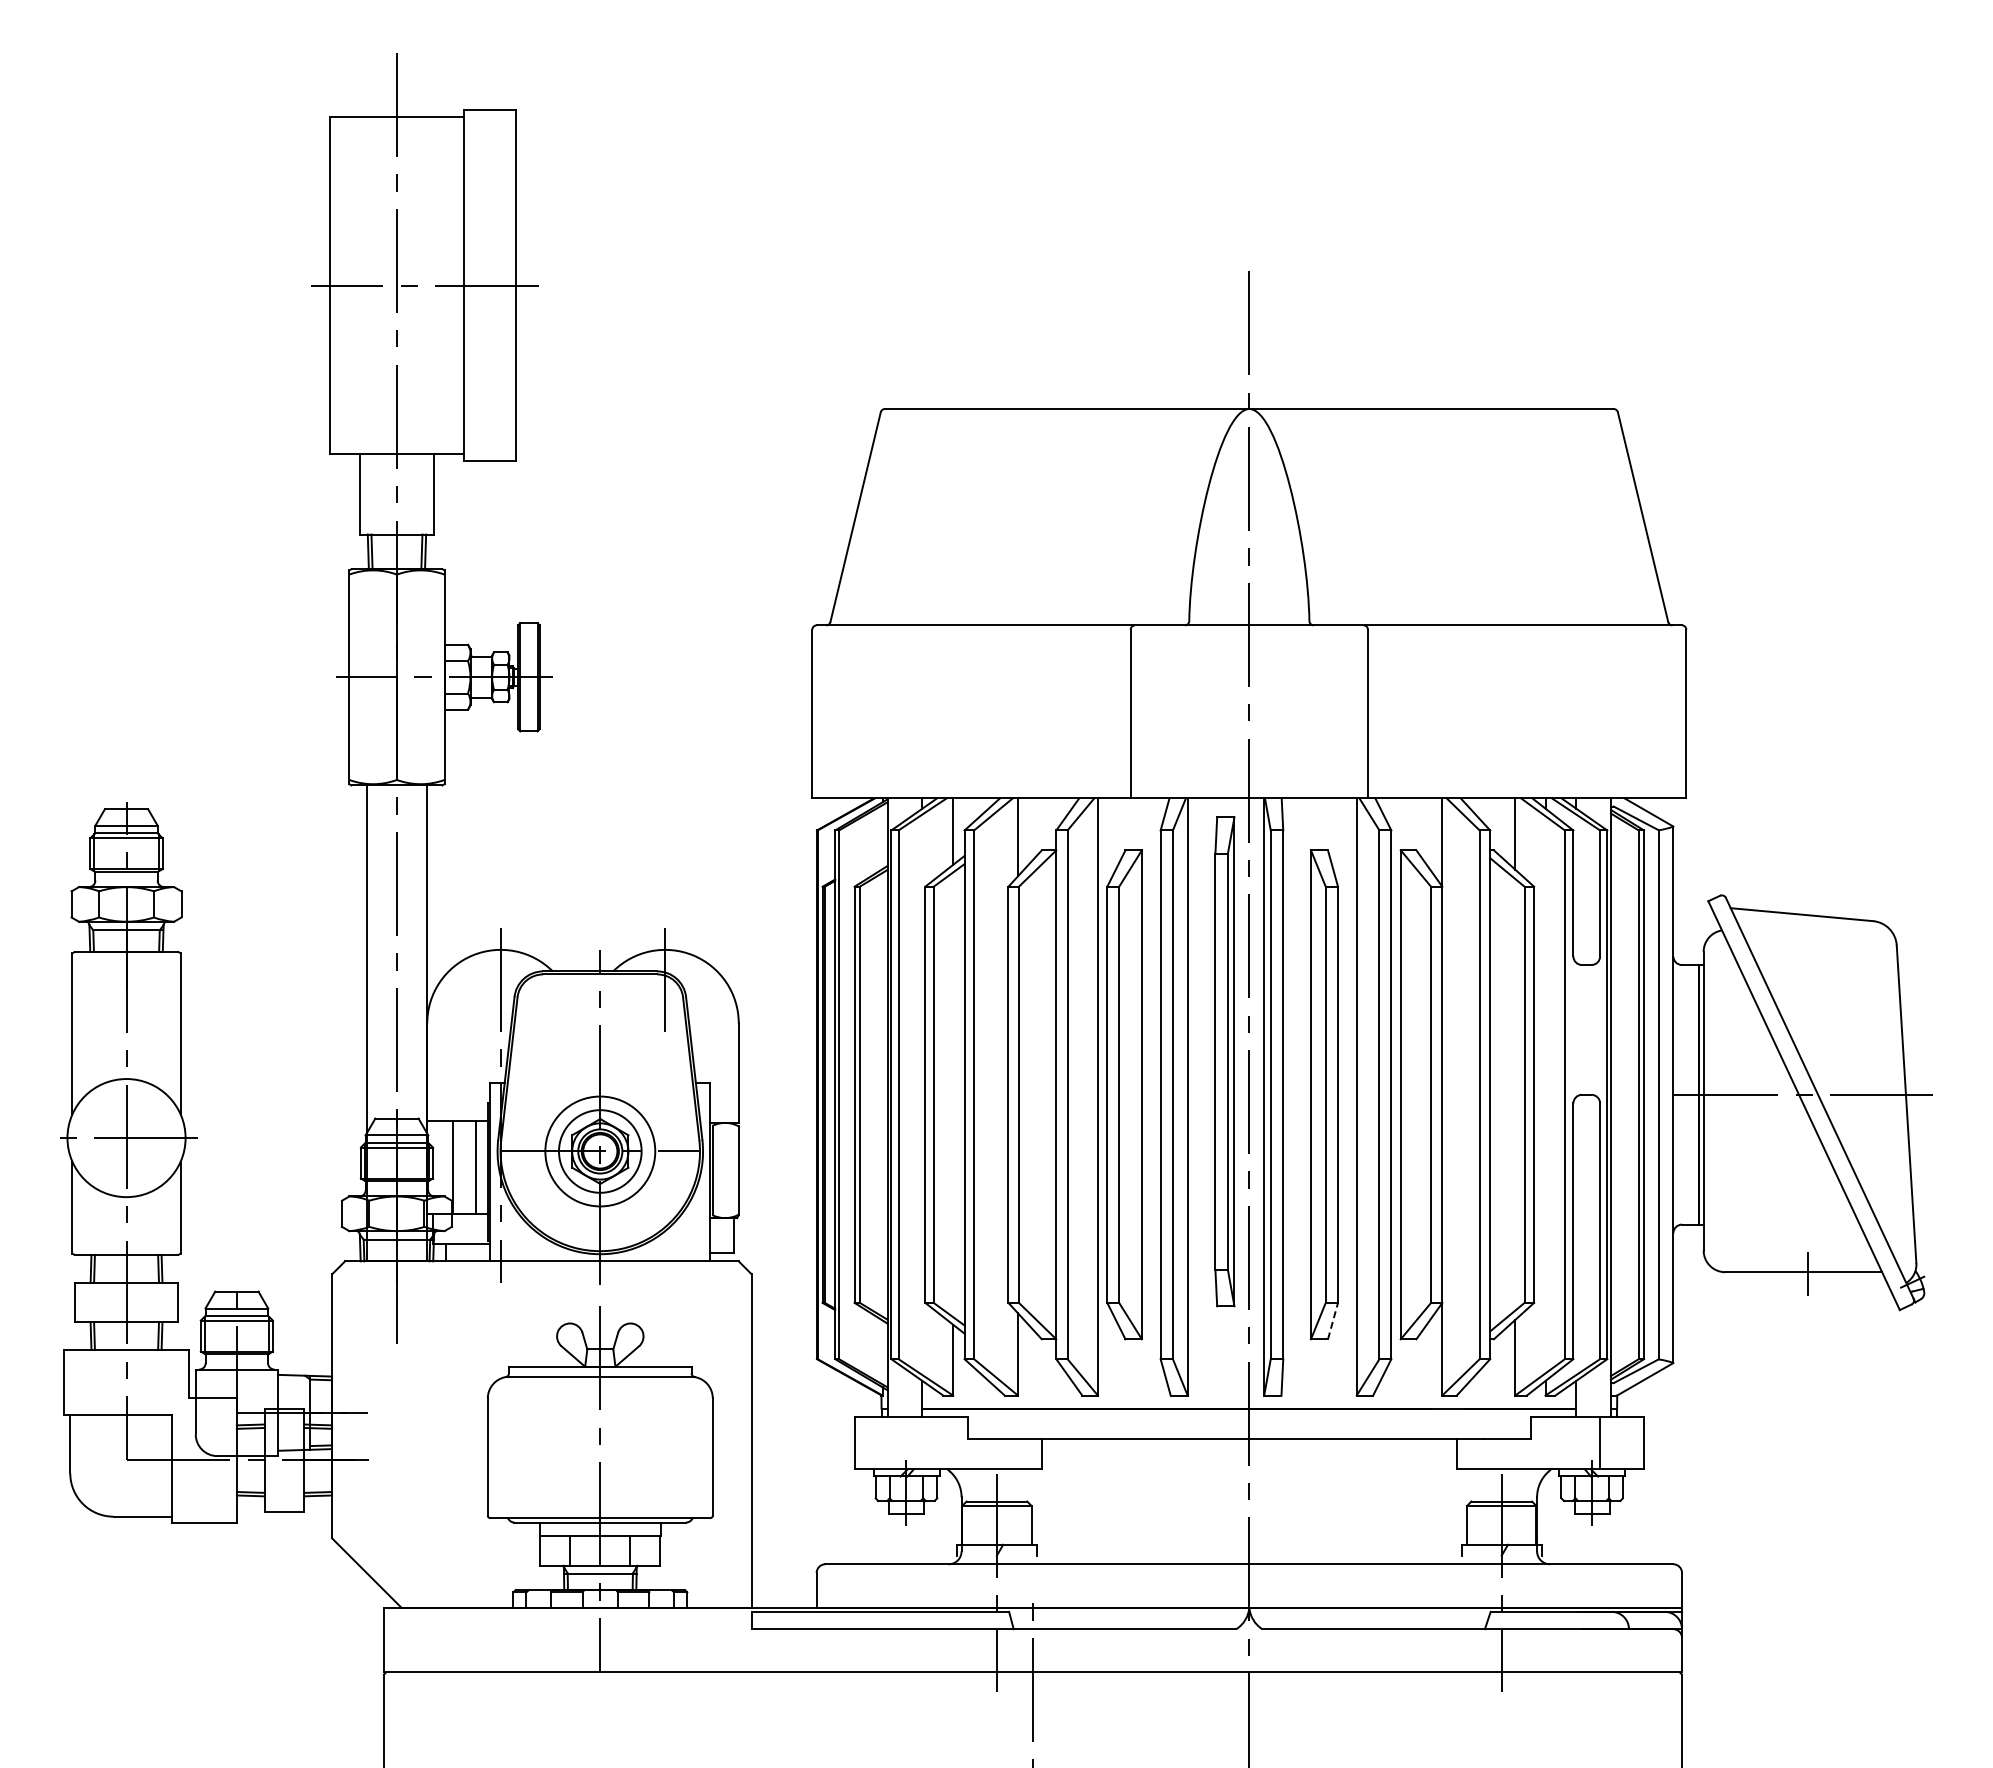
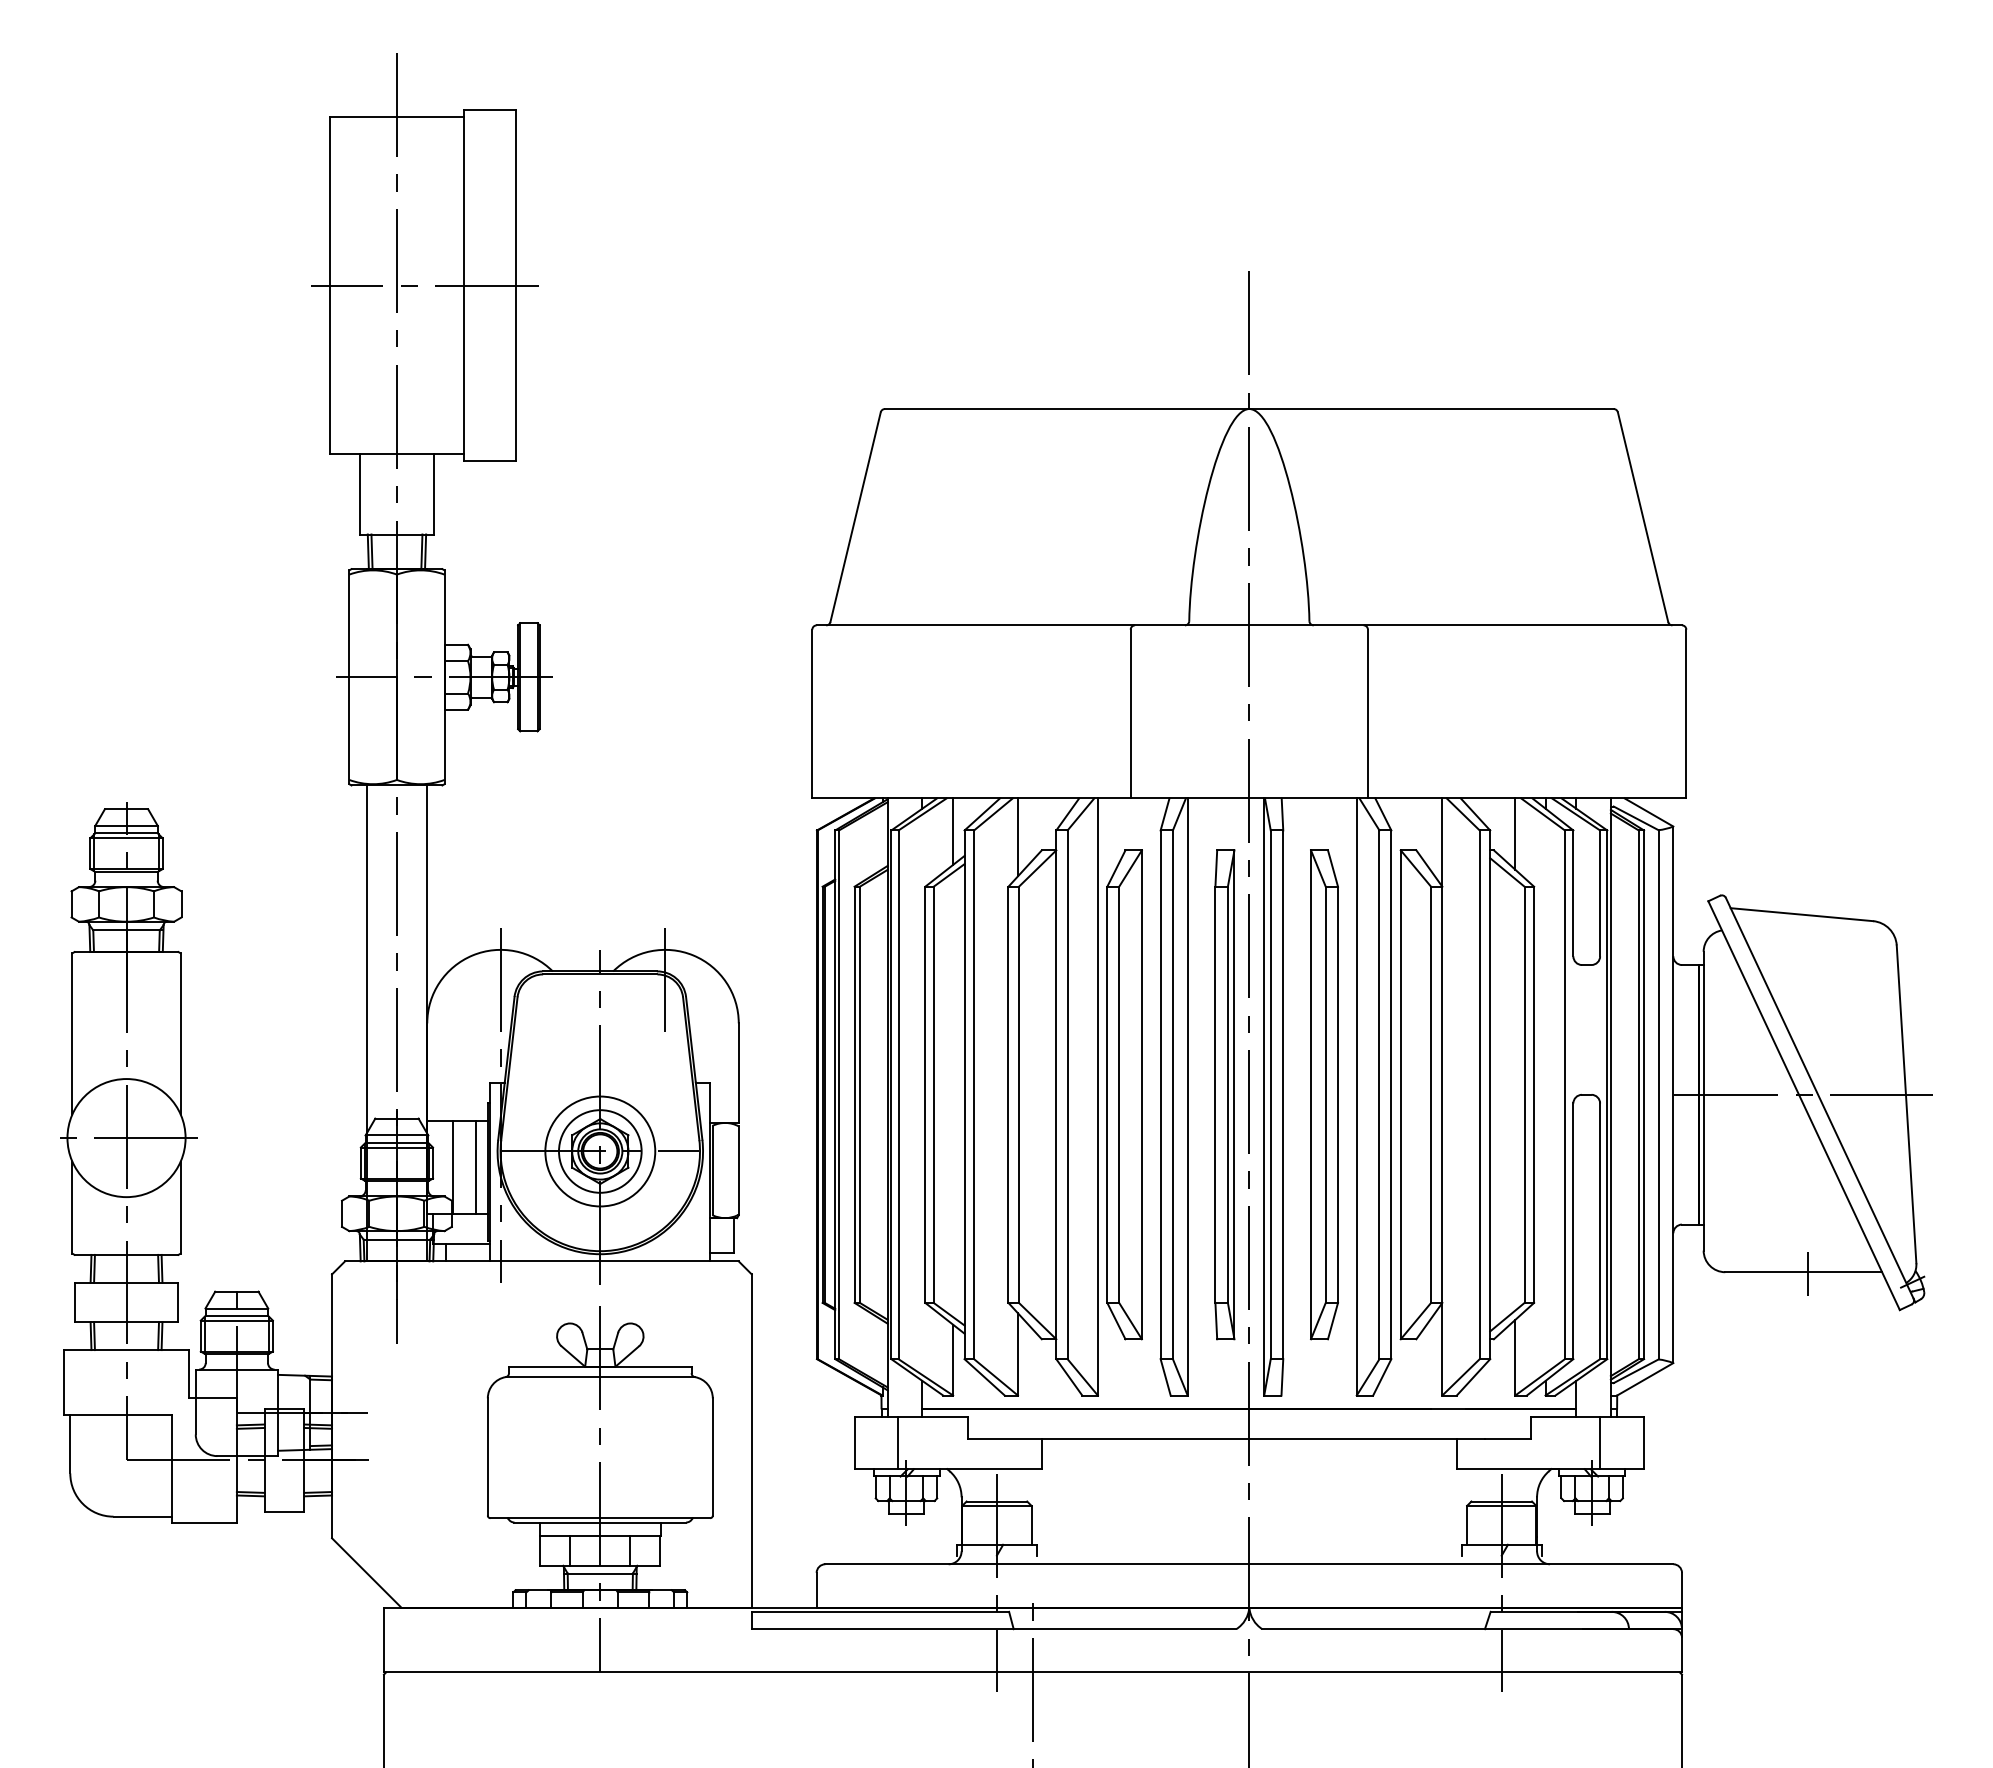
part position: (1224, 1061) -> (1224, 1094) (1224, 1094)
line: dashed -> solid (1333, 1321)
line: none -> present (898, 1443)
